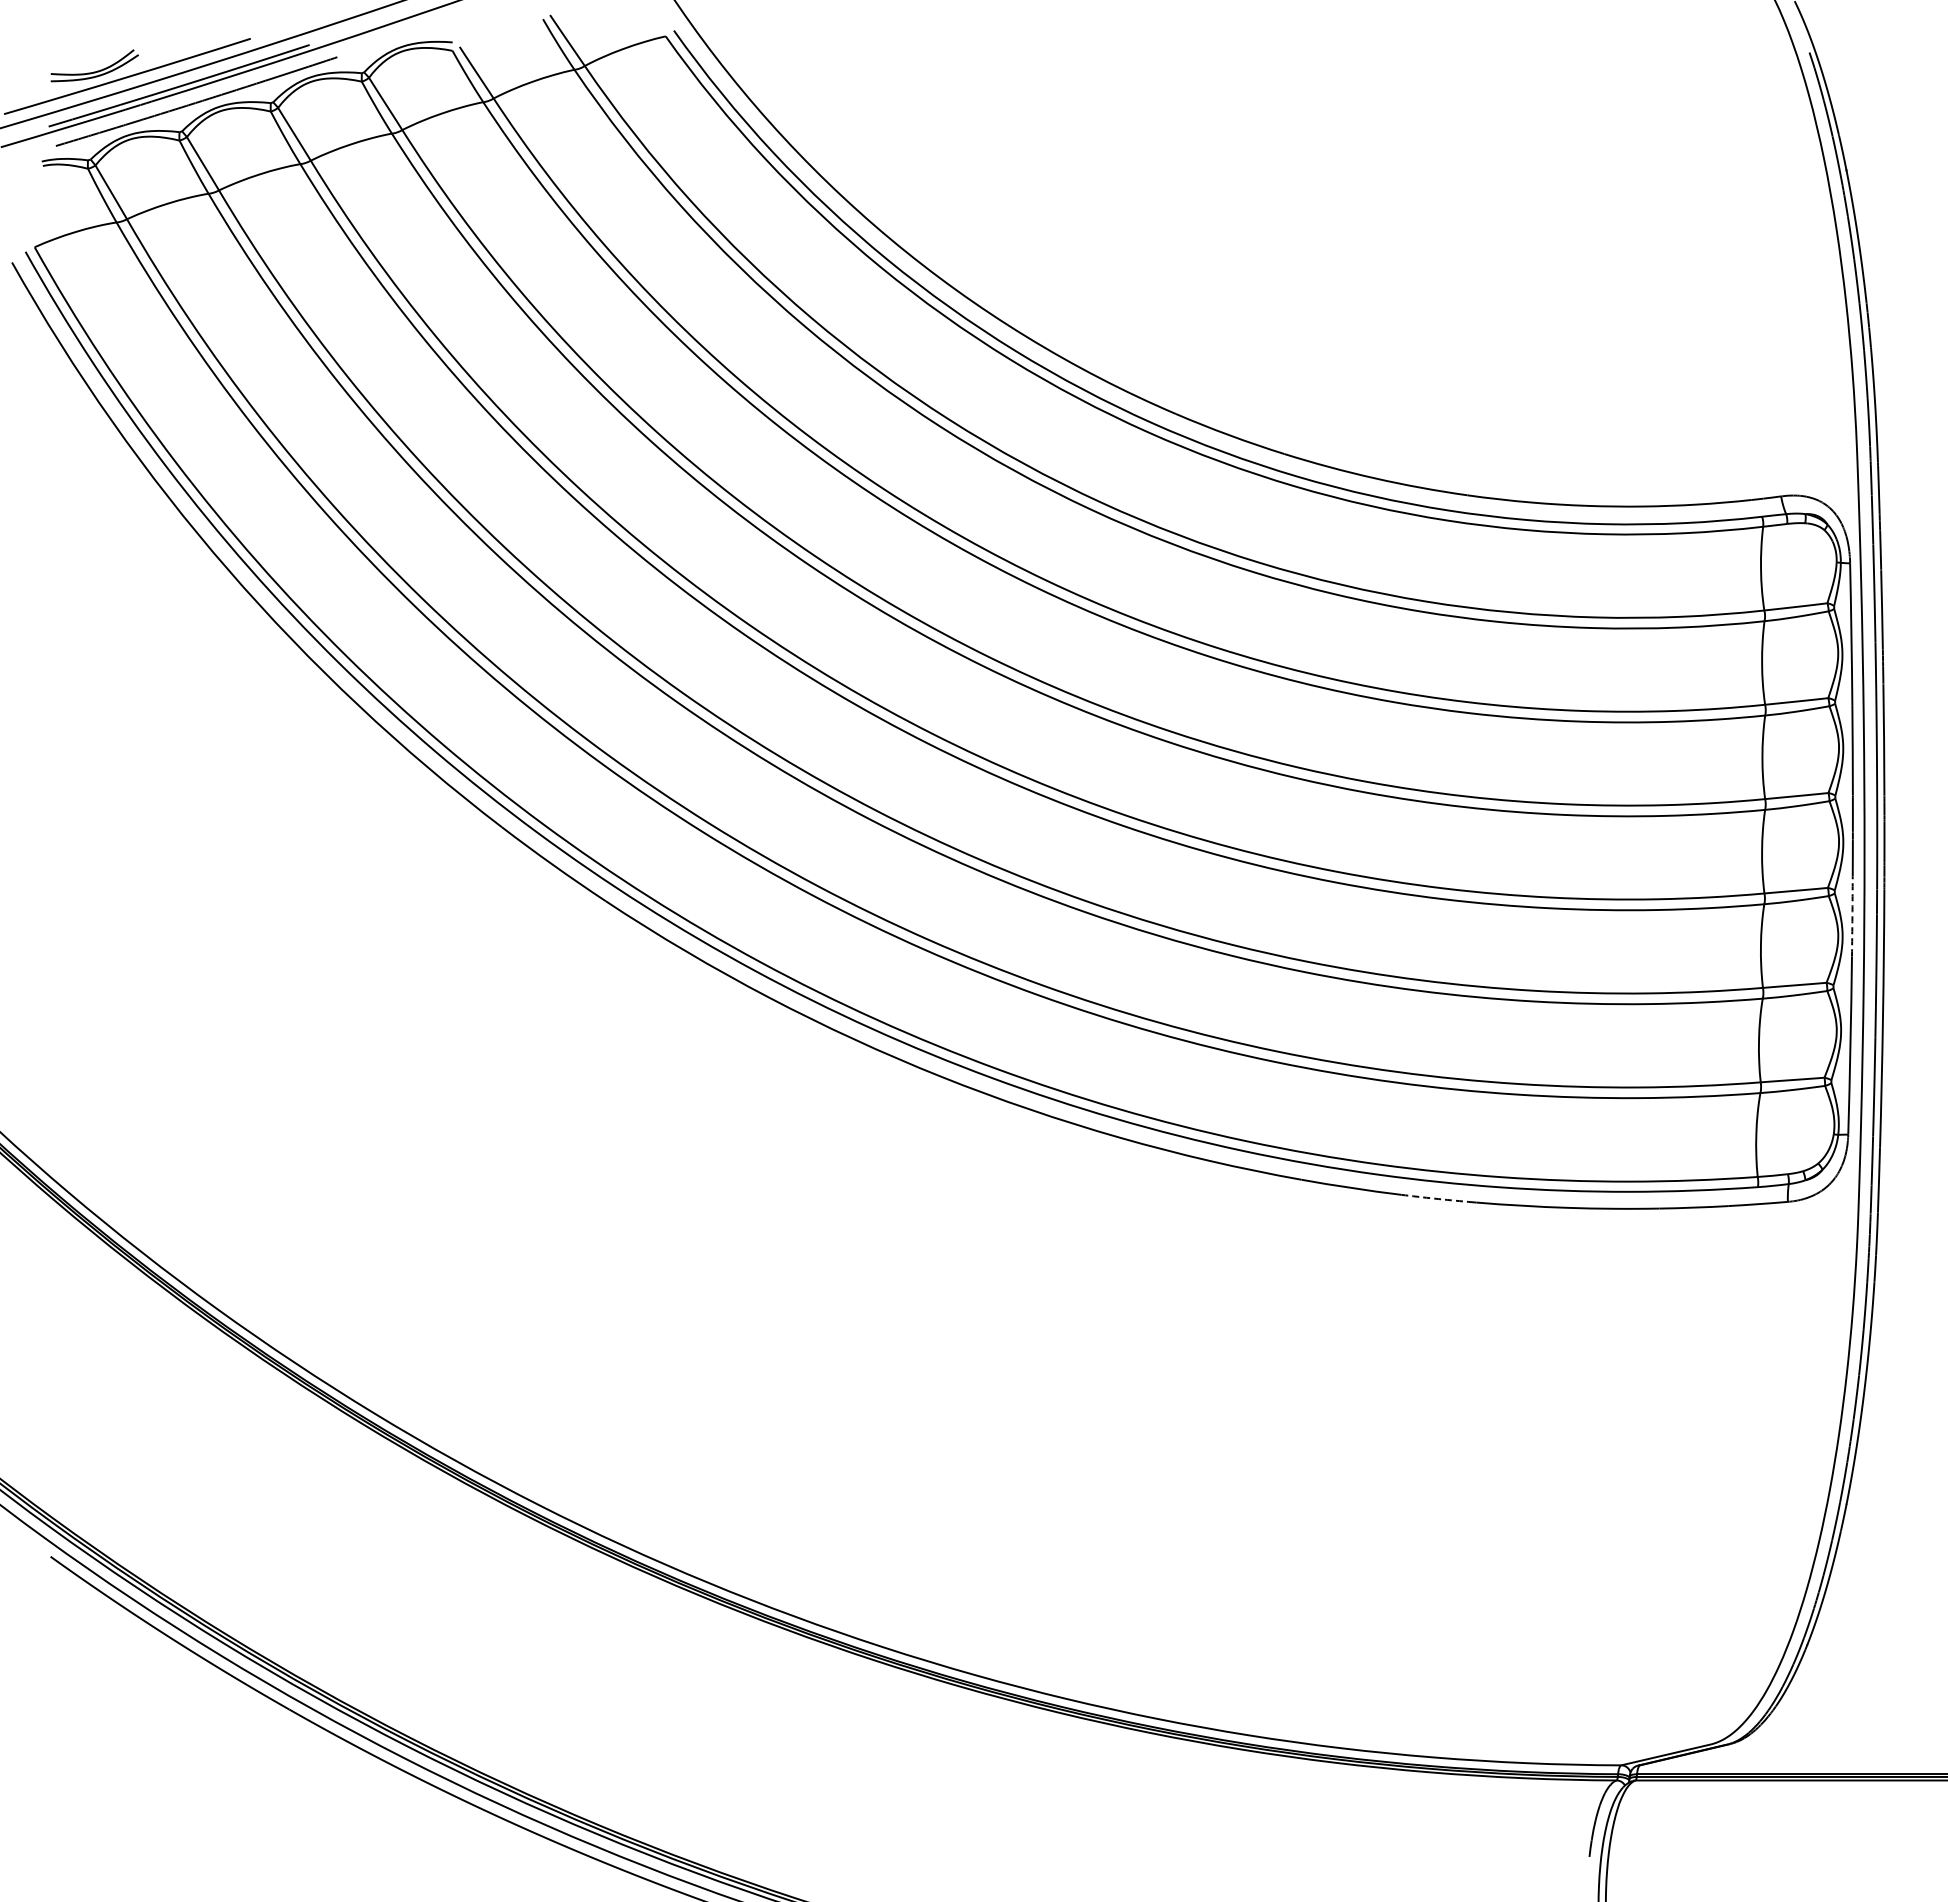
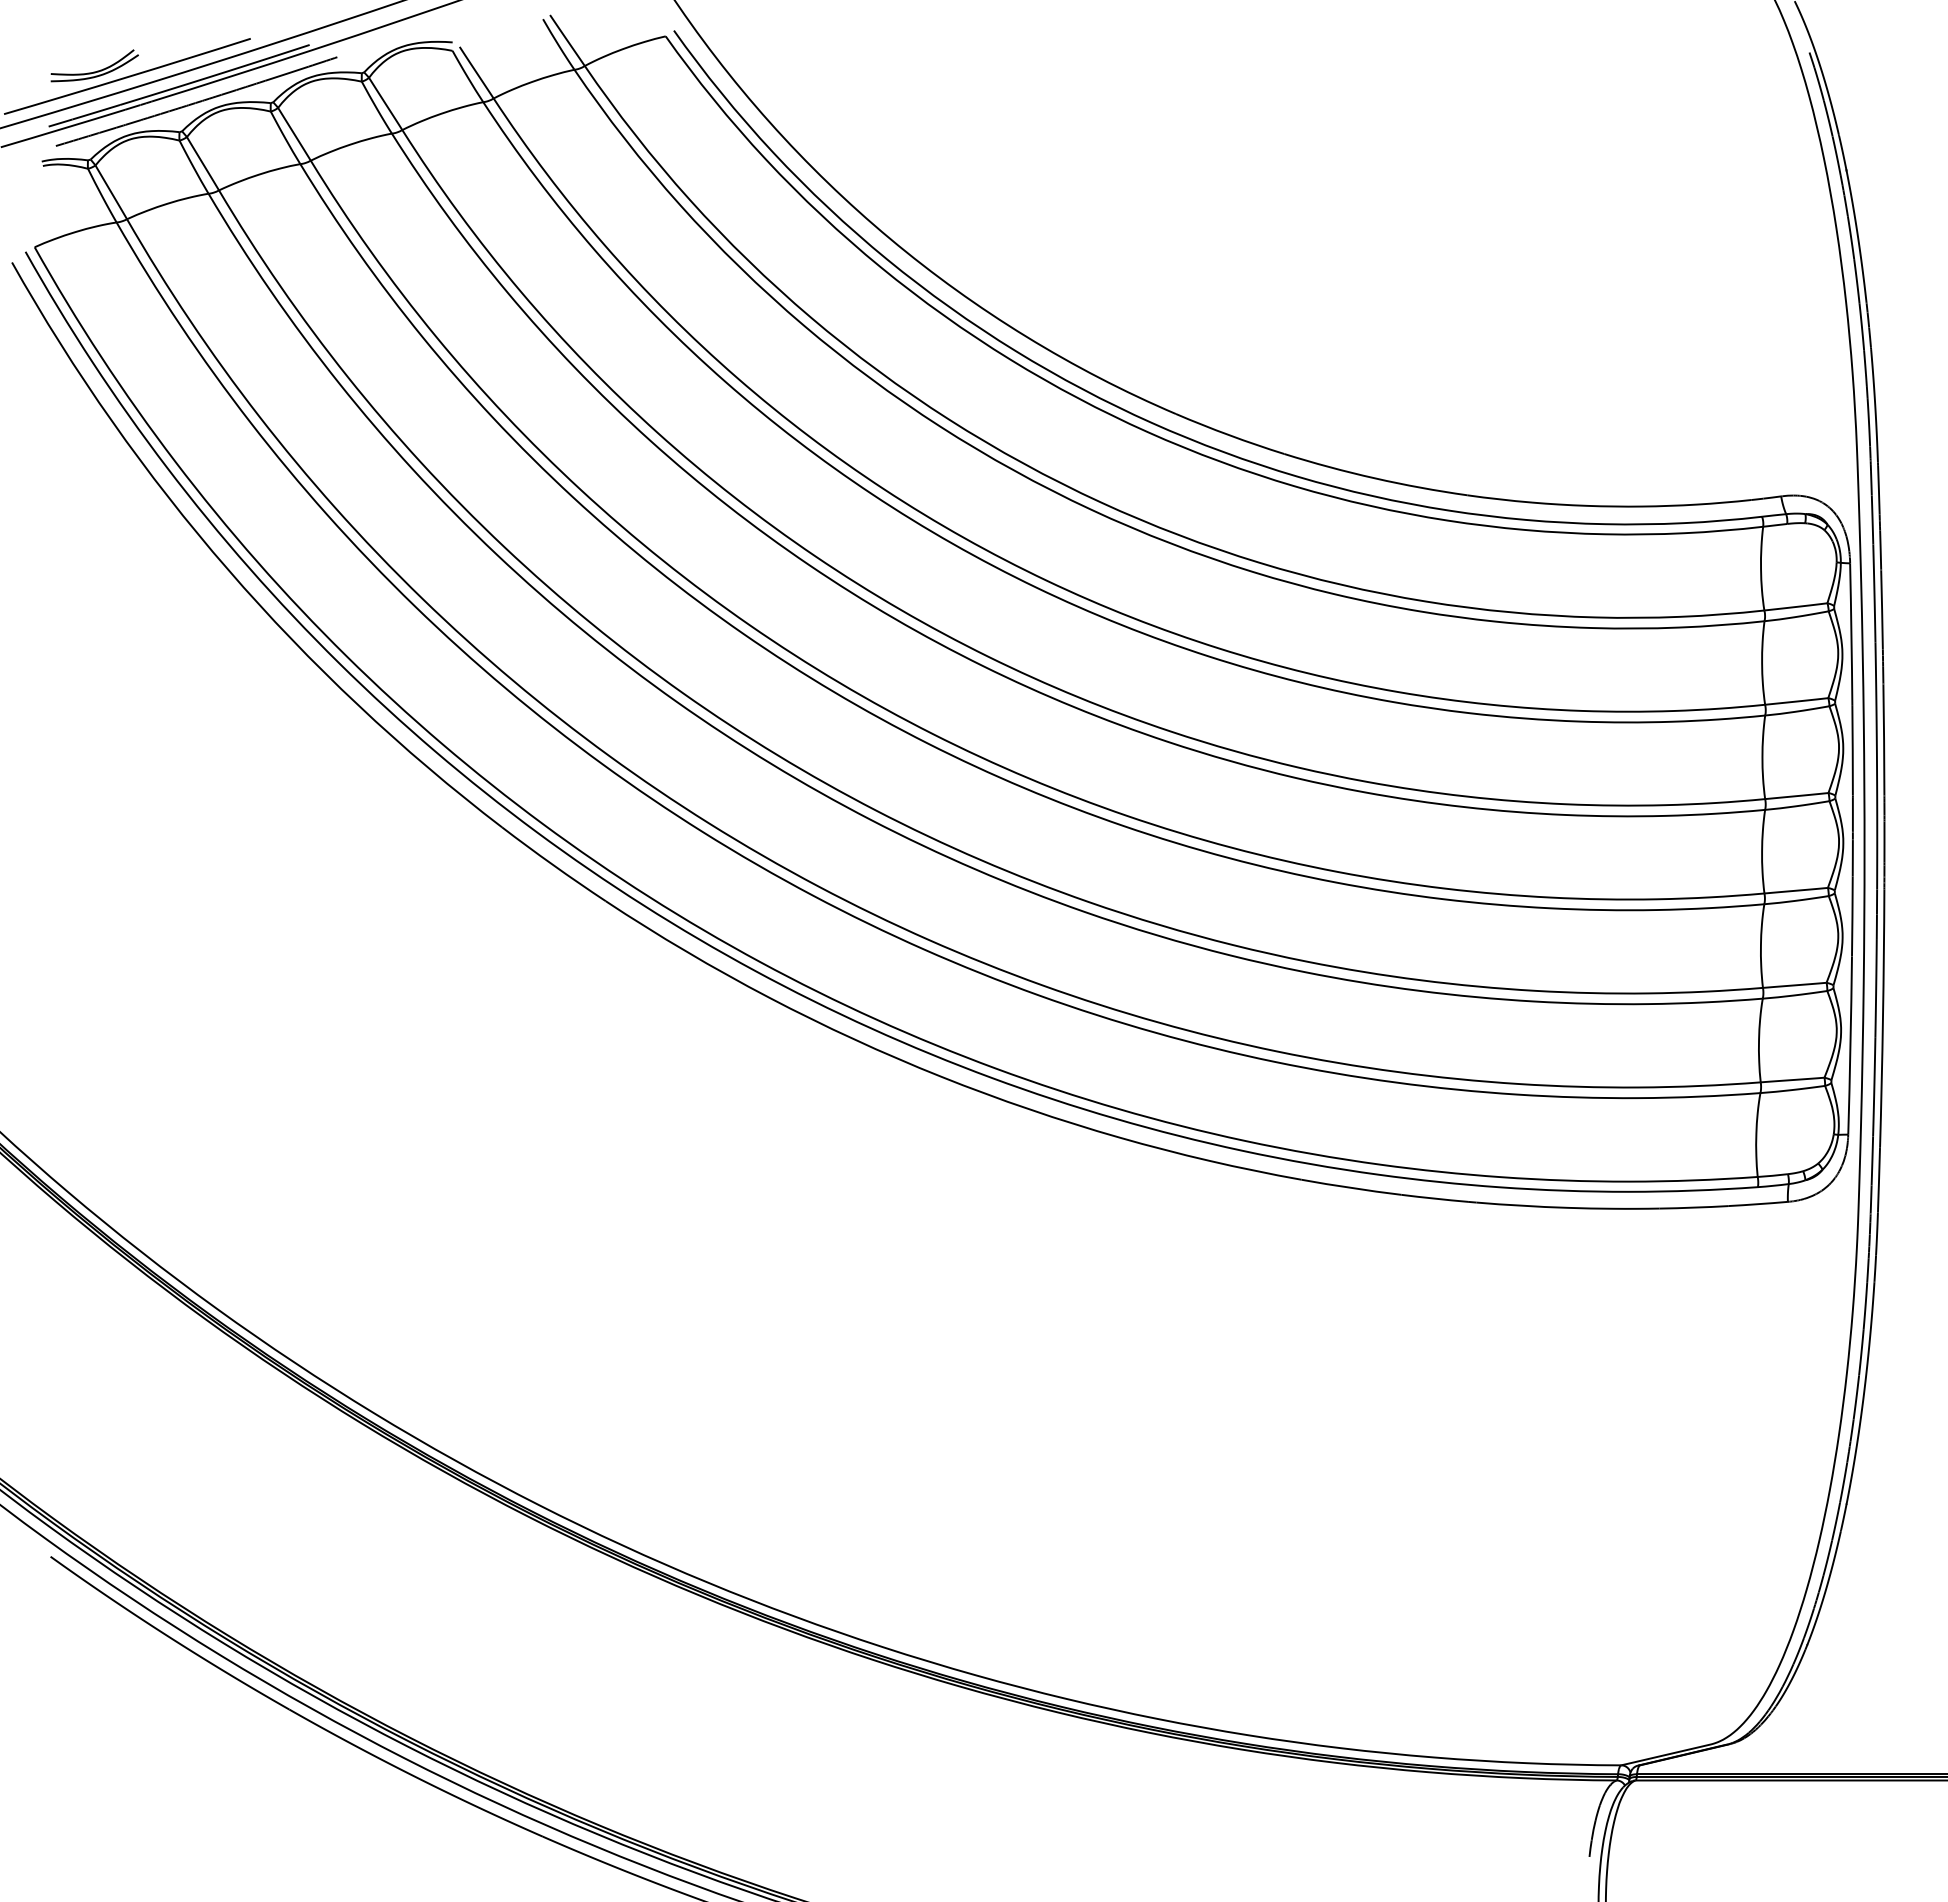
arc: dashed -> solid (1852, 916)
arc: dashed -> solid (1434, 1198)
